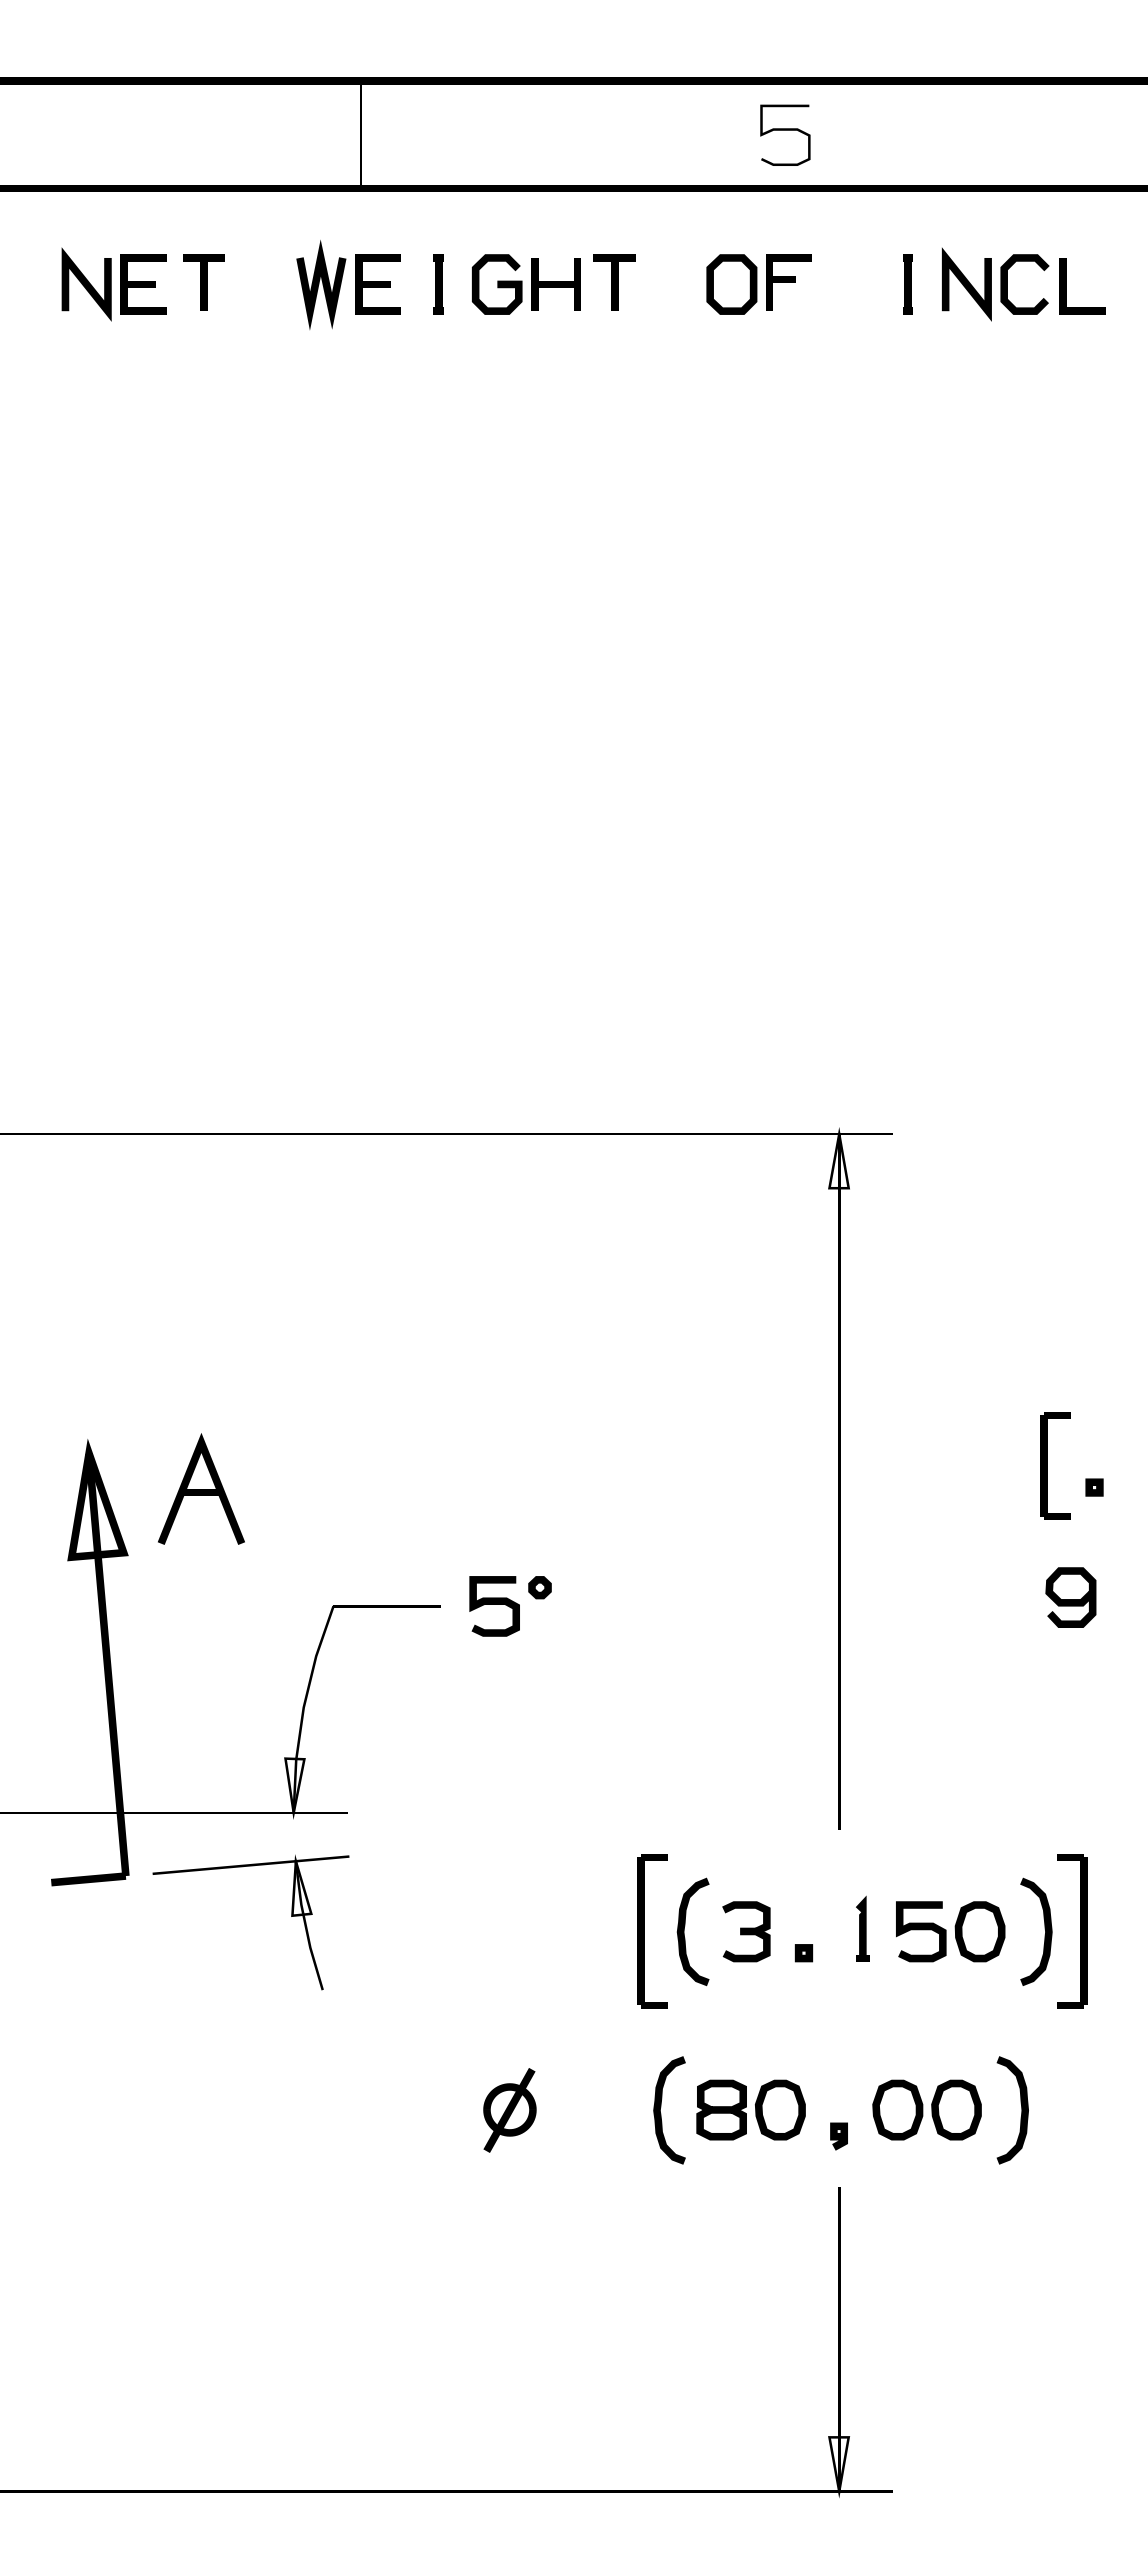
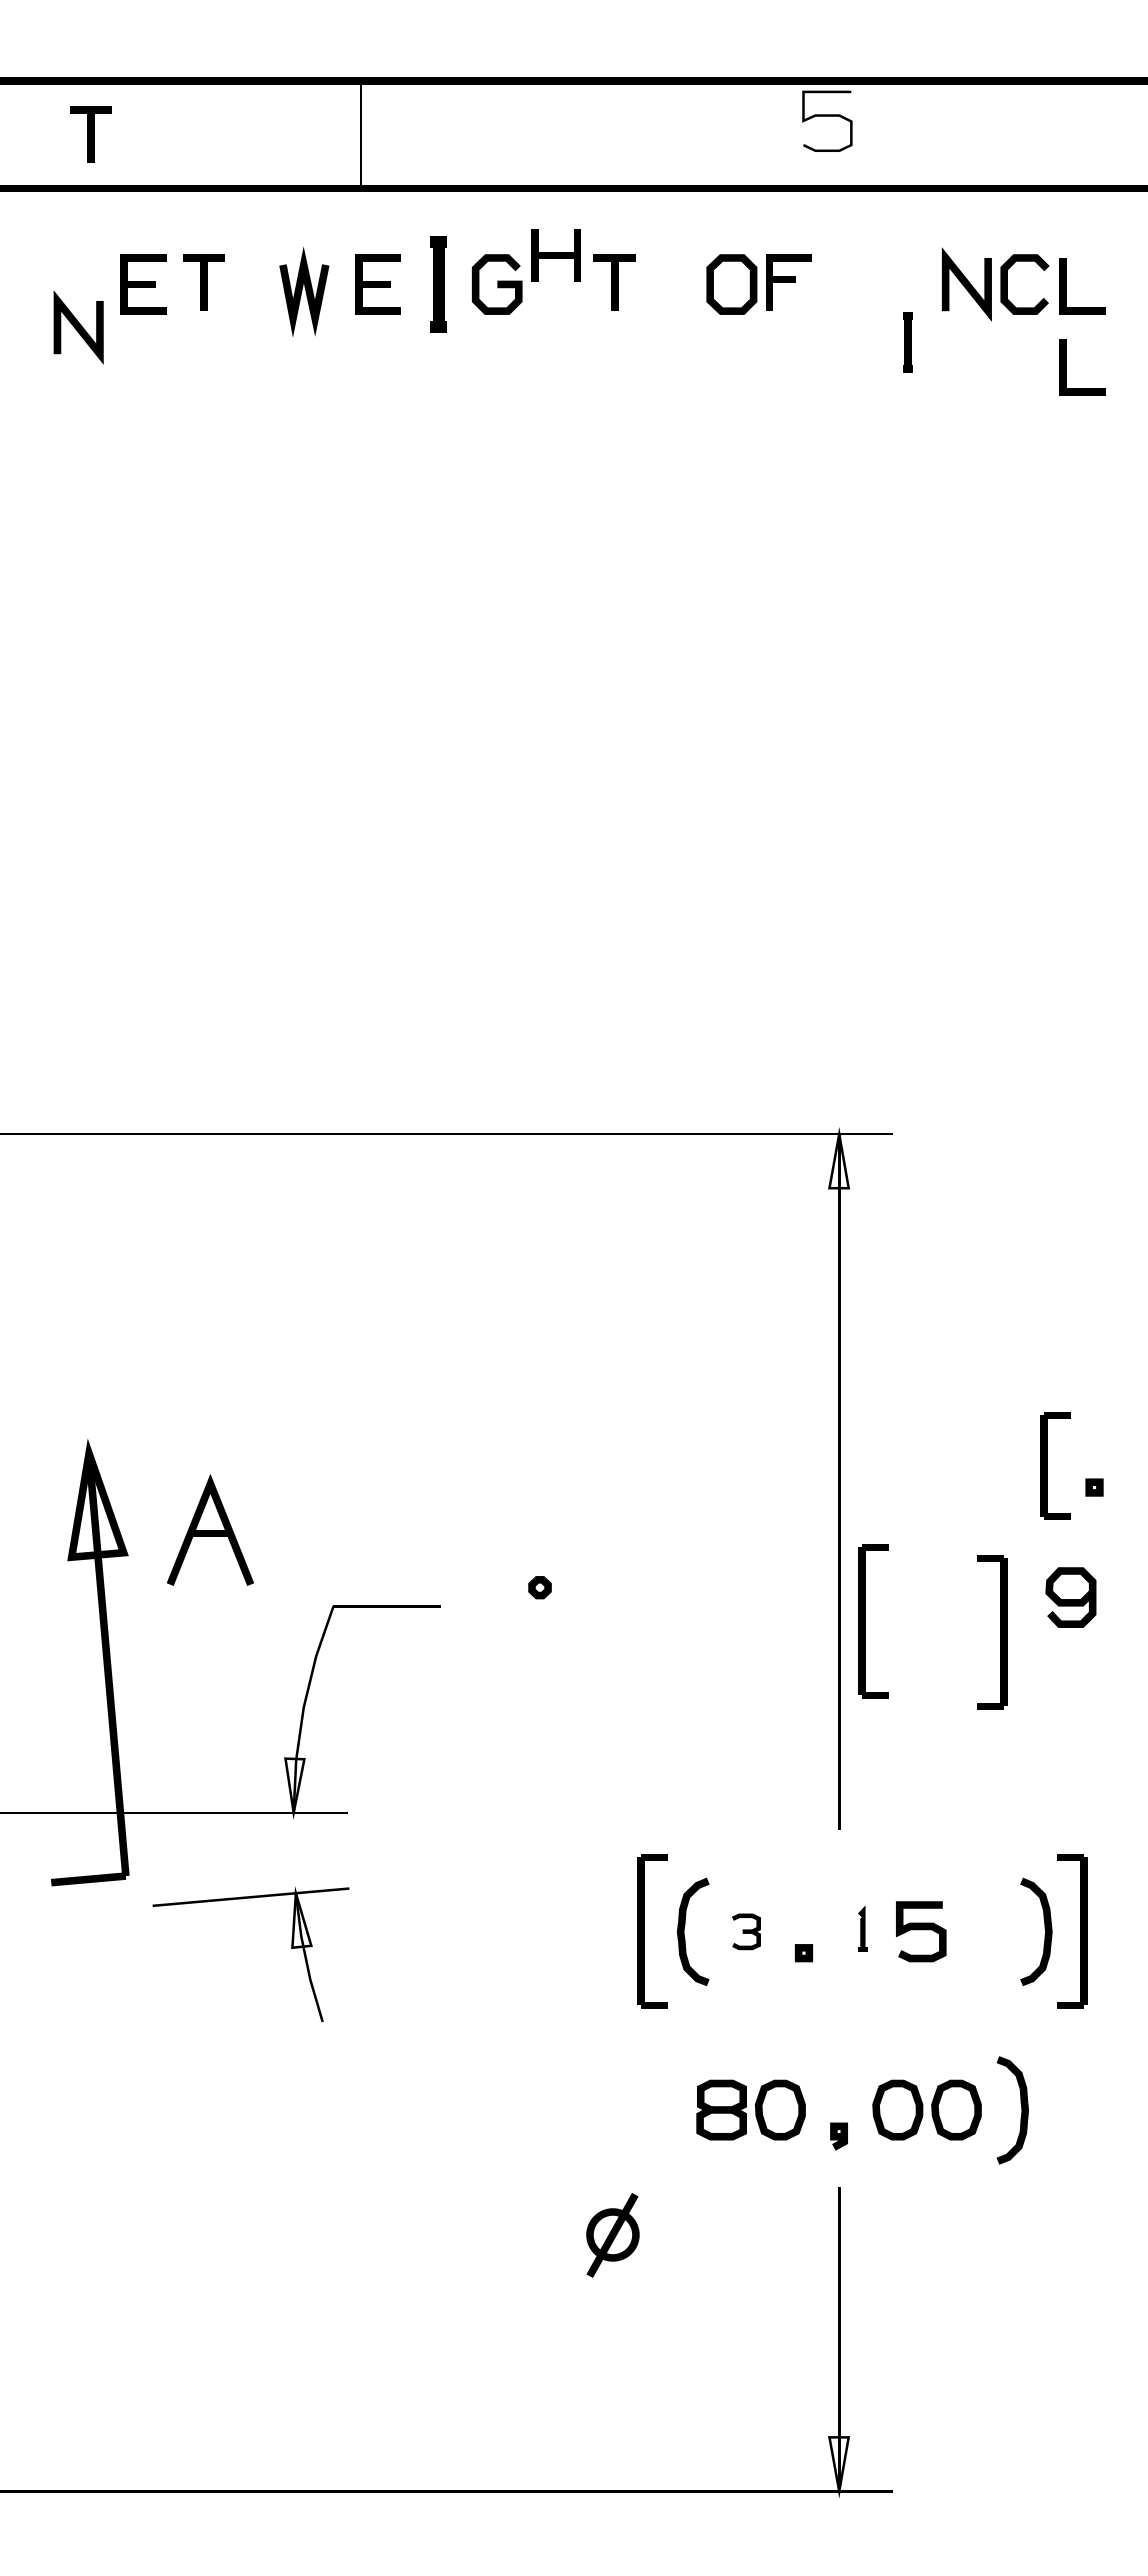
curve position: (785, 130) -> (827, 116) (827, 116)
part: none -> present (90, 134)
line position: (86, 284) -> (78, 327) (78, 327)
line position: (322, 284) -> (305, 291) (305, 291)
part size: 11x61 px -> 17x97 px (438, 284)
part position: (555, 284) -> (555, 255) (555, 255)
part position: (907, 284) -> (907, 342) (907, 342)
line: none -> present (1066, 367)
part position: (201, 1488) -> (210, 1529) (210, 1529)
curve: present -> none (494, 1604)
part: none -> present (865, 1621)
part: none -> present (1000, 1632)
part position: (291, 1916) -> (291, 1948) (291, 1948)
part size: 14x67 px -> 10x47 px (862, 1928)
part size: 49x62 px -> 29x38 px (746, 1931)
part: present -> none (979, 1931)
curve: present -> none (661, 2107)
part position: (509, 2110) -> (612, 2235) (612, 2235)
